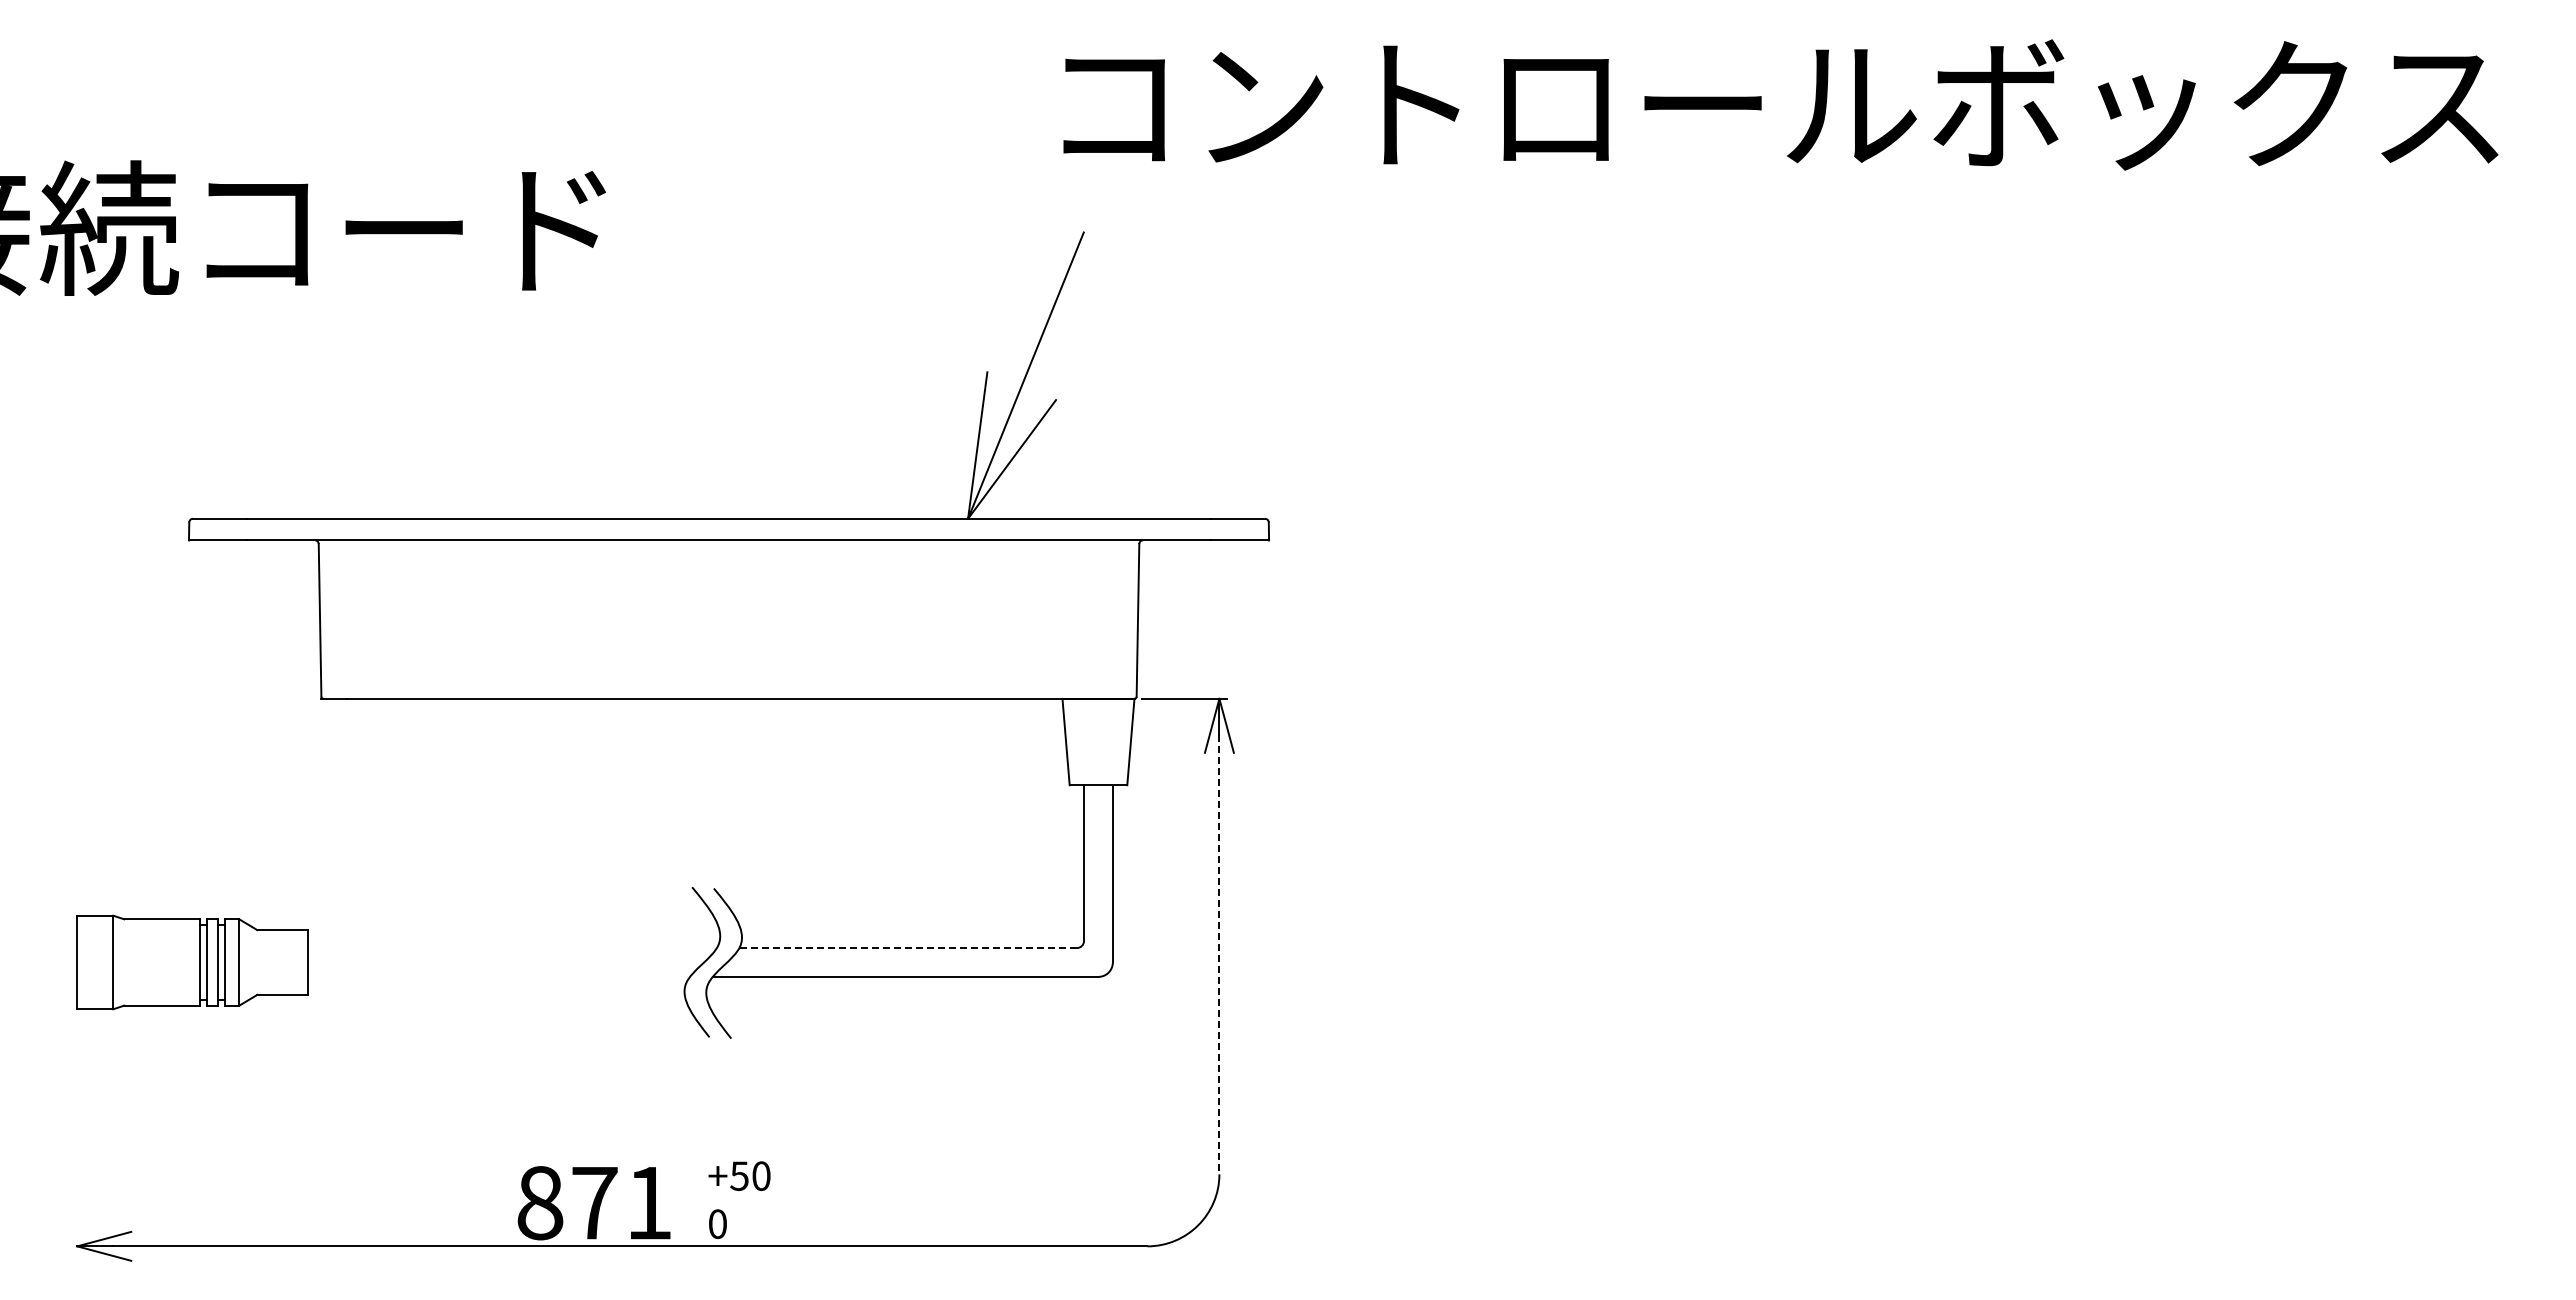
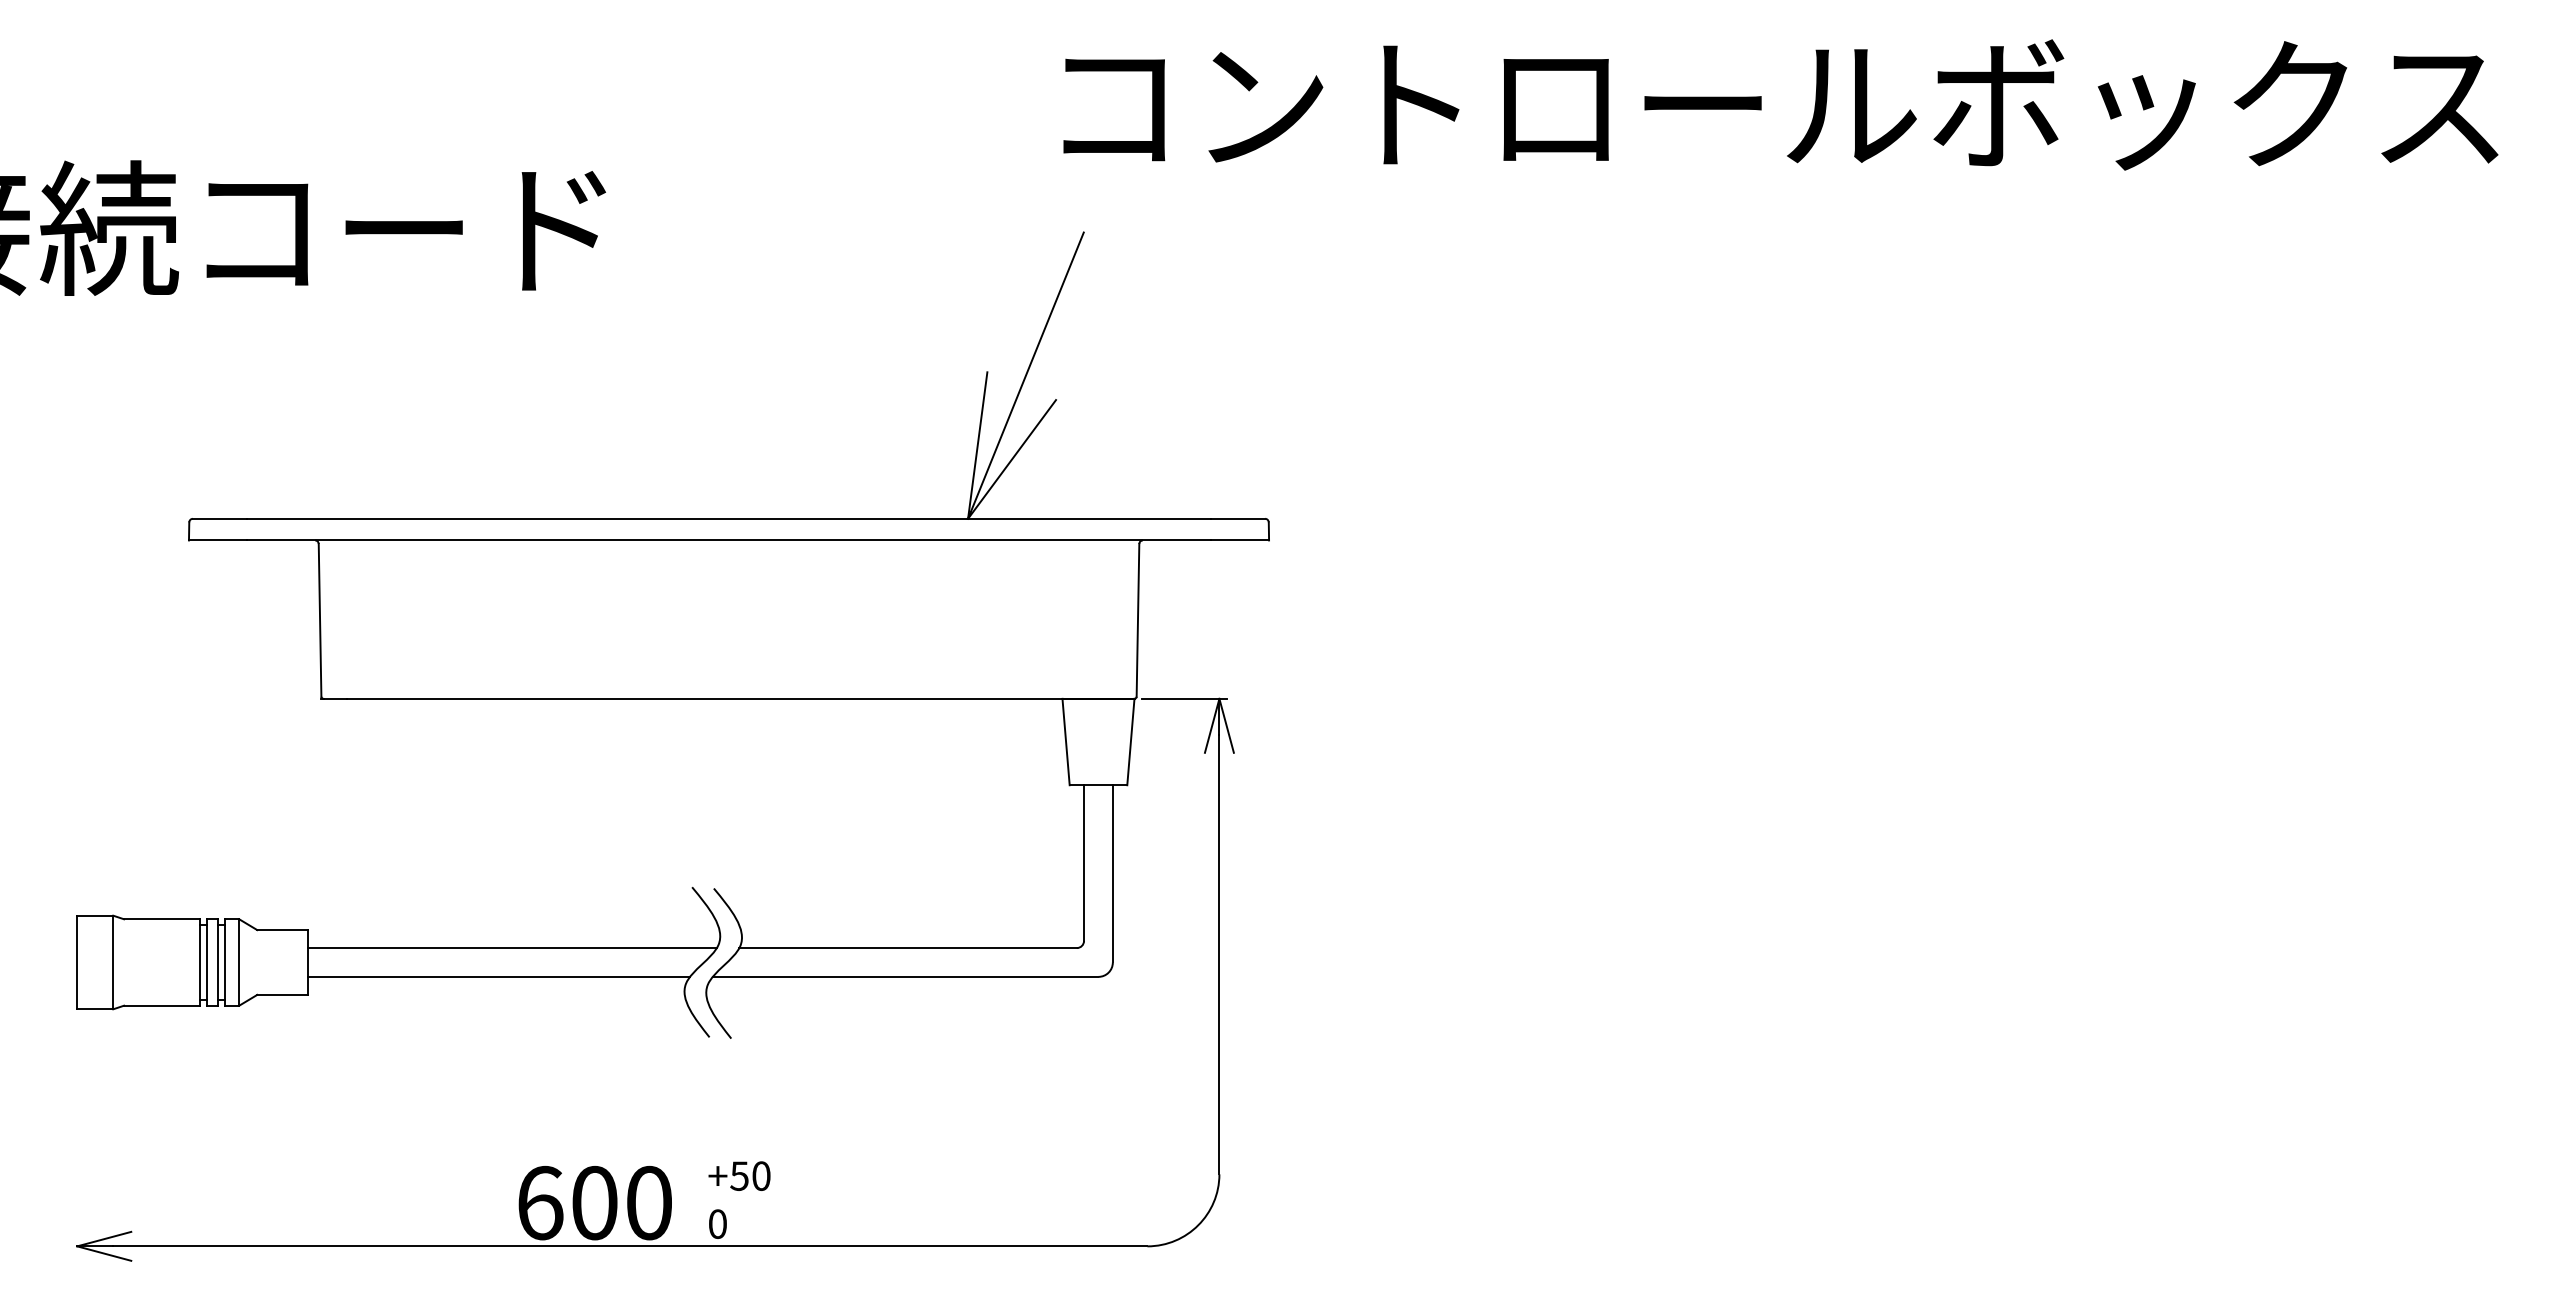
line: none -> present (511, 948)
line: dashed -> solid (908, 948)
line: dashed -> solid (1219, 954)
line: none -> present (498, 976)
text: 871 -> 600 (594, 1202)
